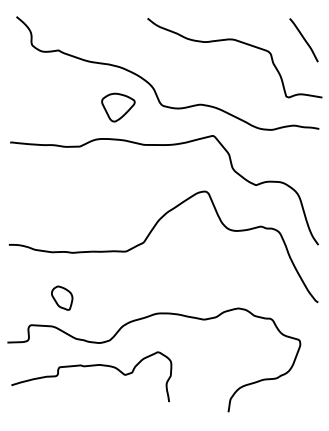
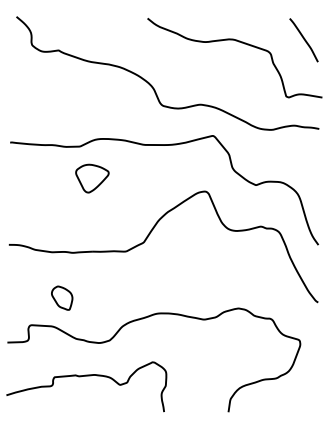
part position: (118, 107) -> (92, 178) (92, 178)
curve position: (91, 366) -> (86, 376) (86, 376)
